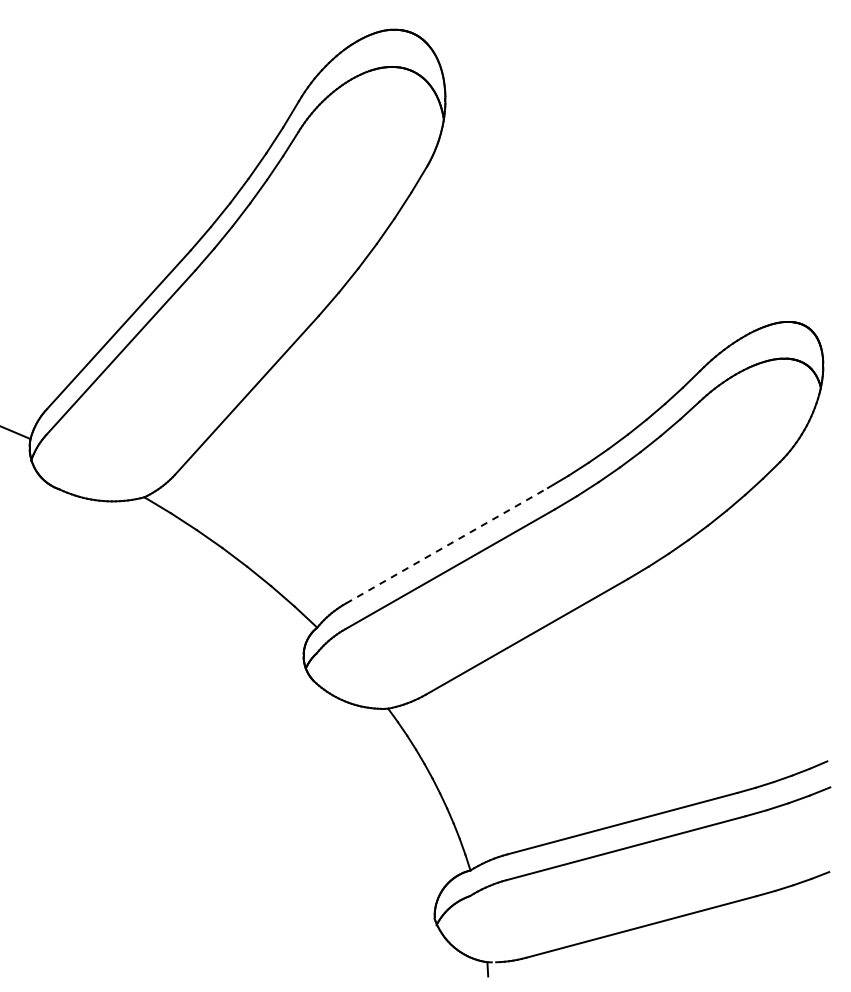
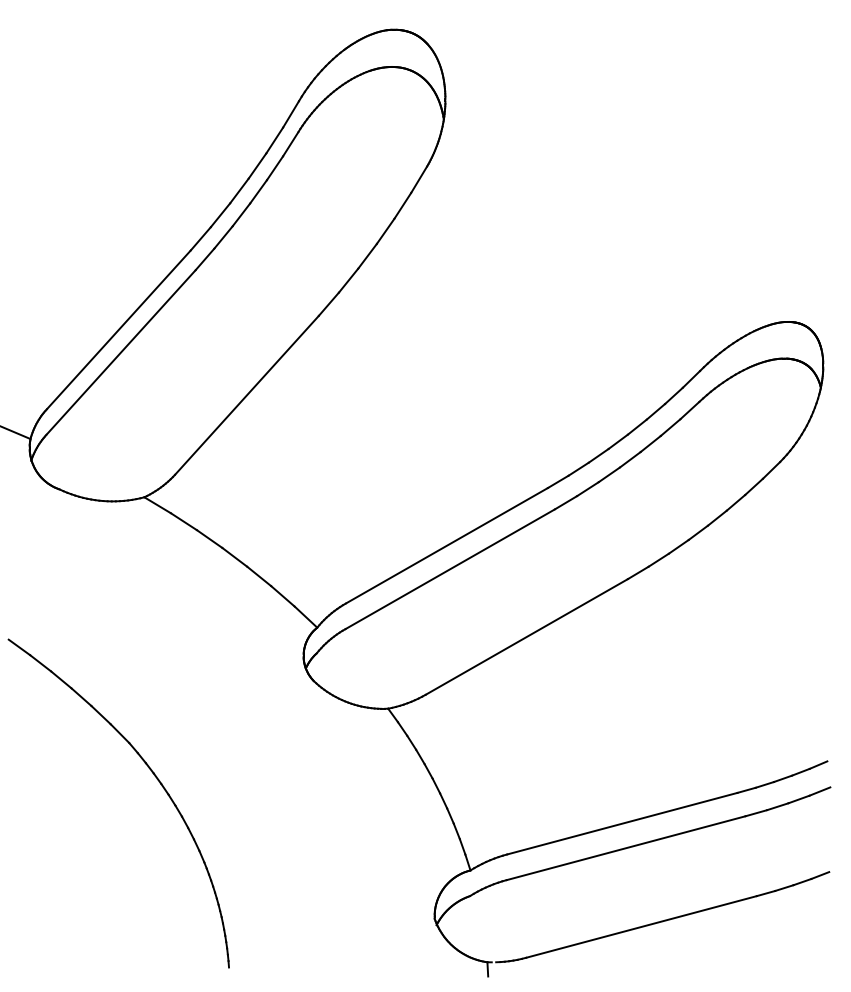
line: dashed -> solid (447, 545)
part: none -> present (156, 779)
